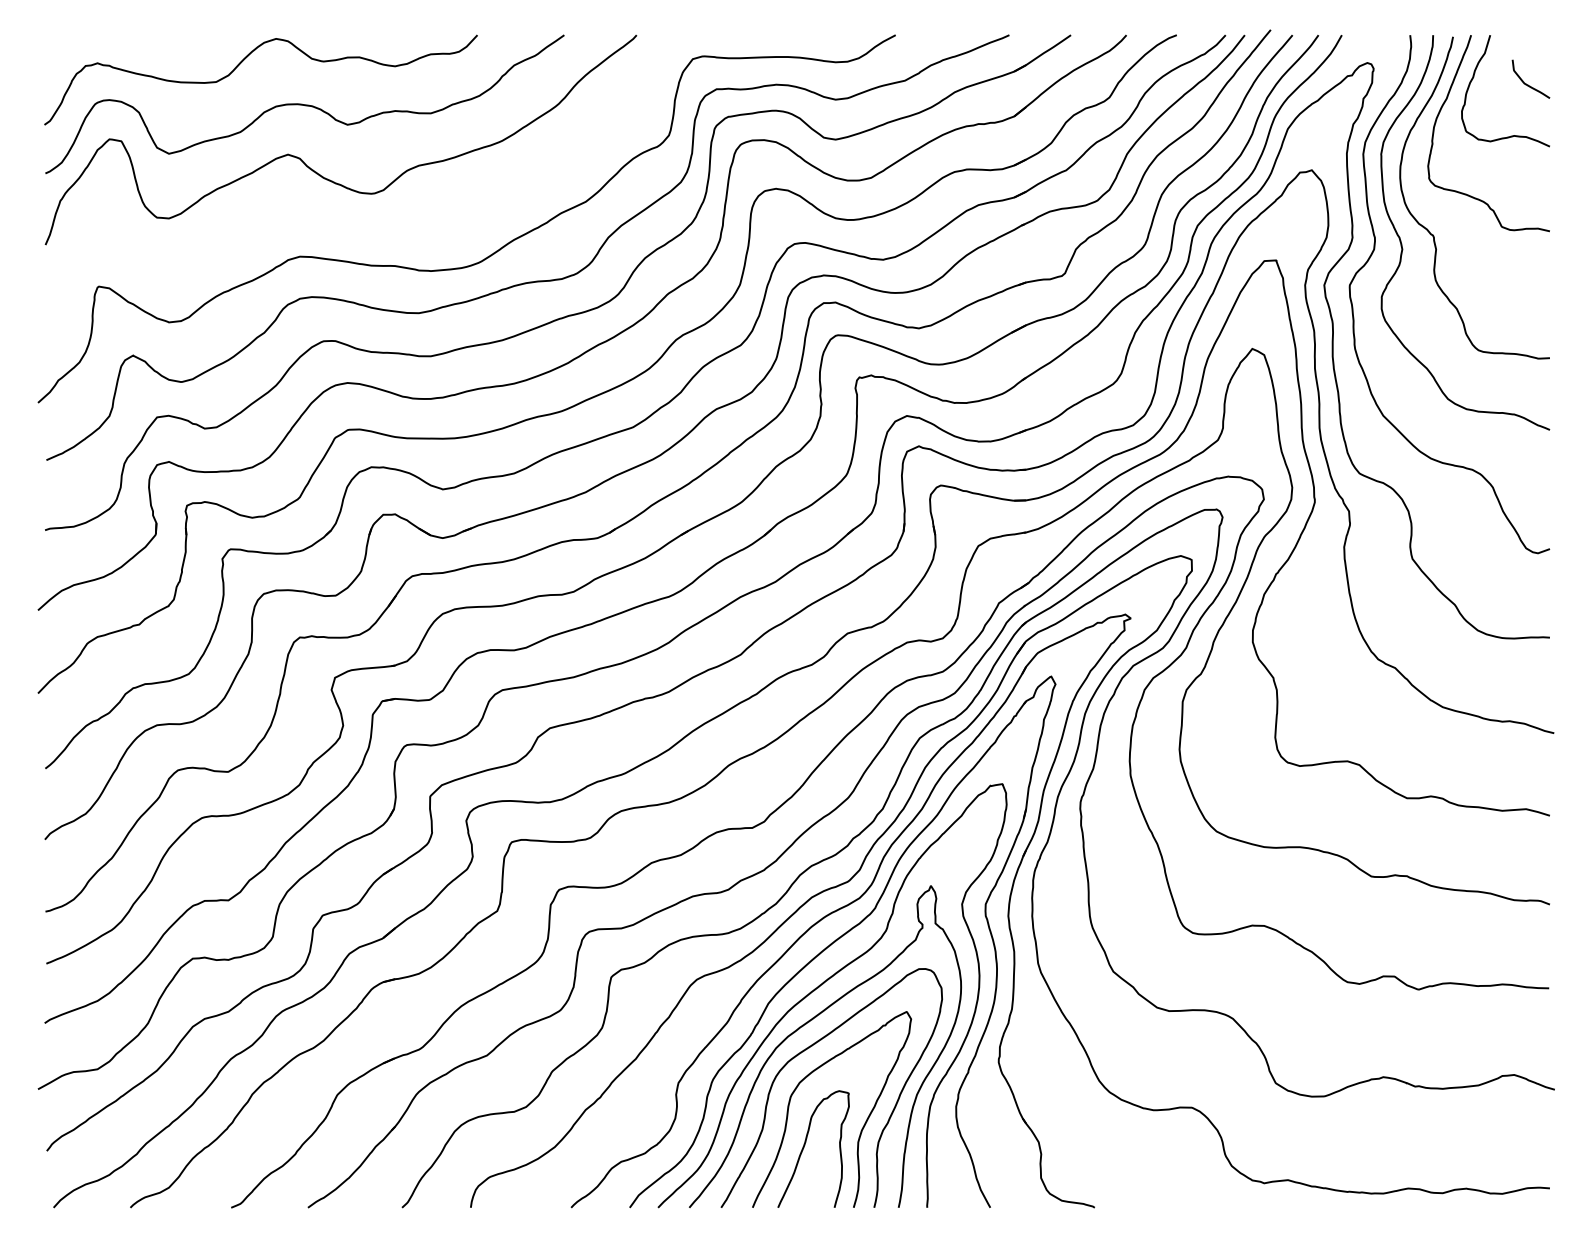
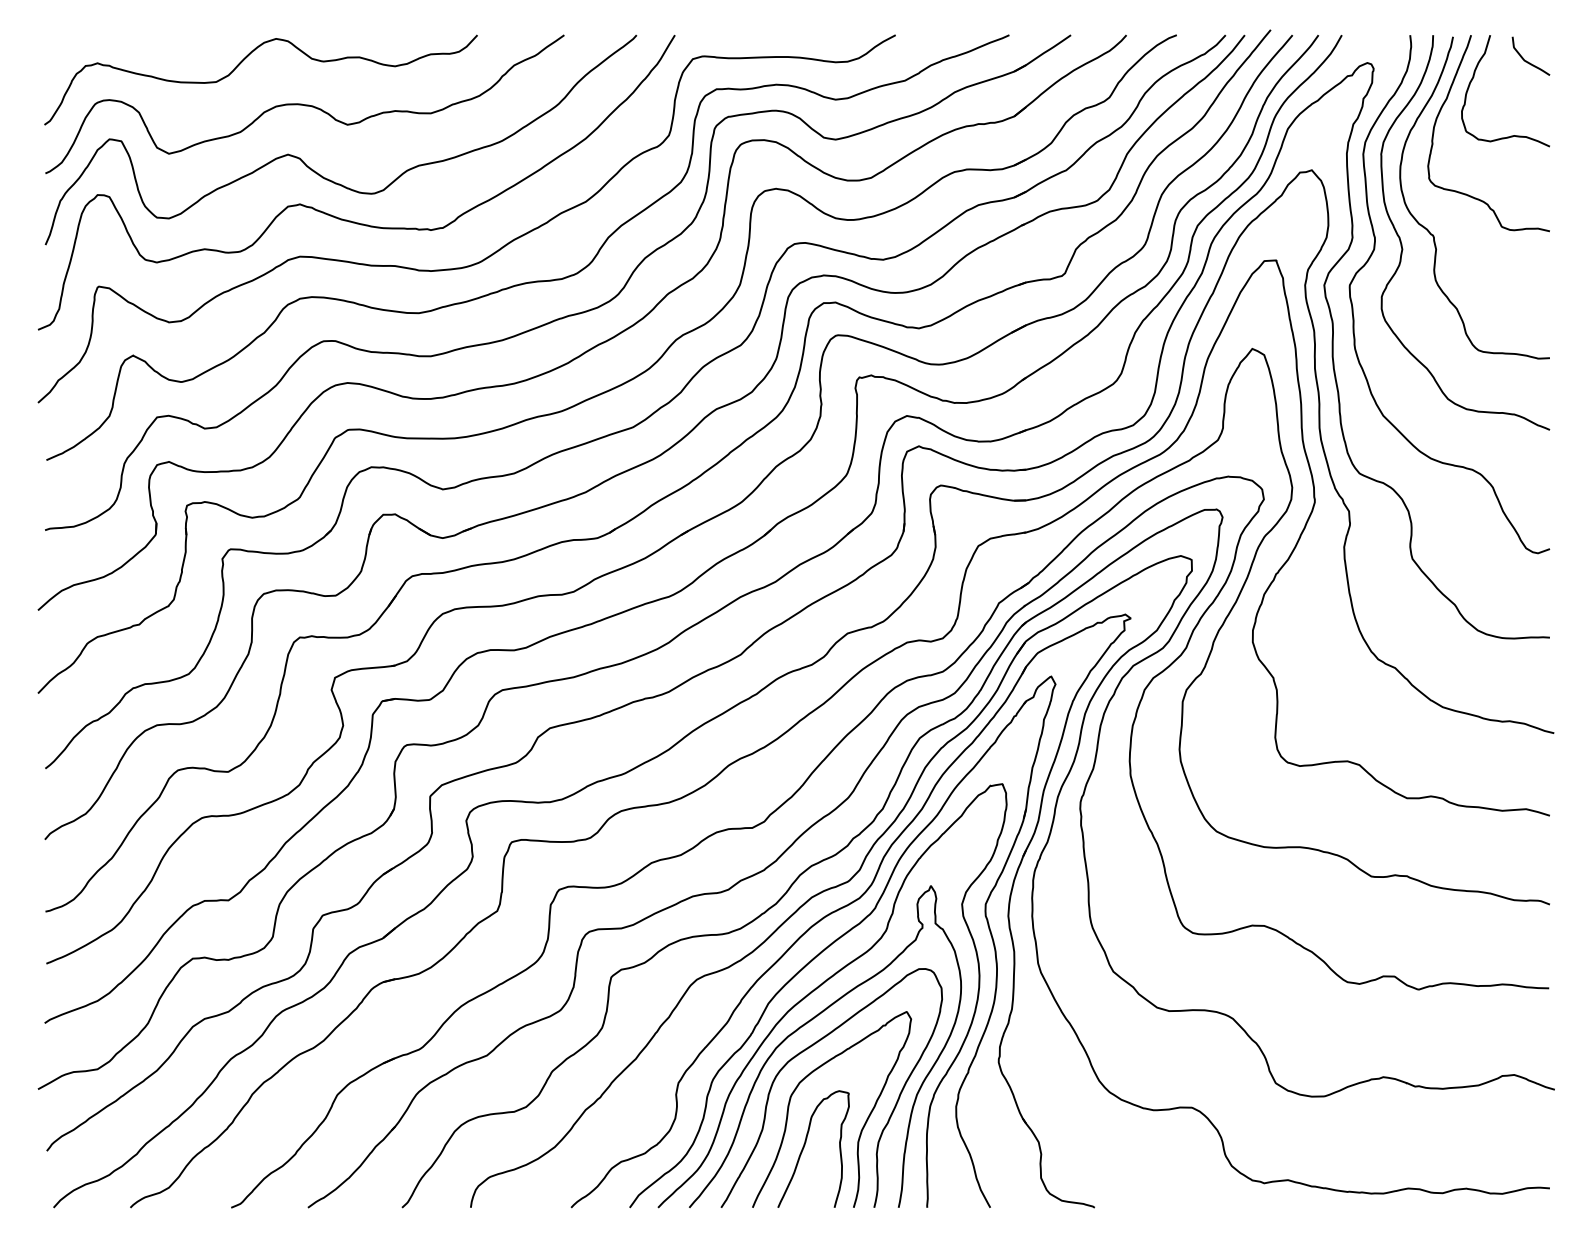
curve position: (1528, 84) -> (1528, 61) (1528, 61)
curve: none -> present (346, 219)
